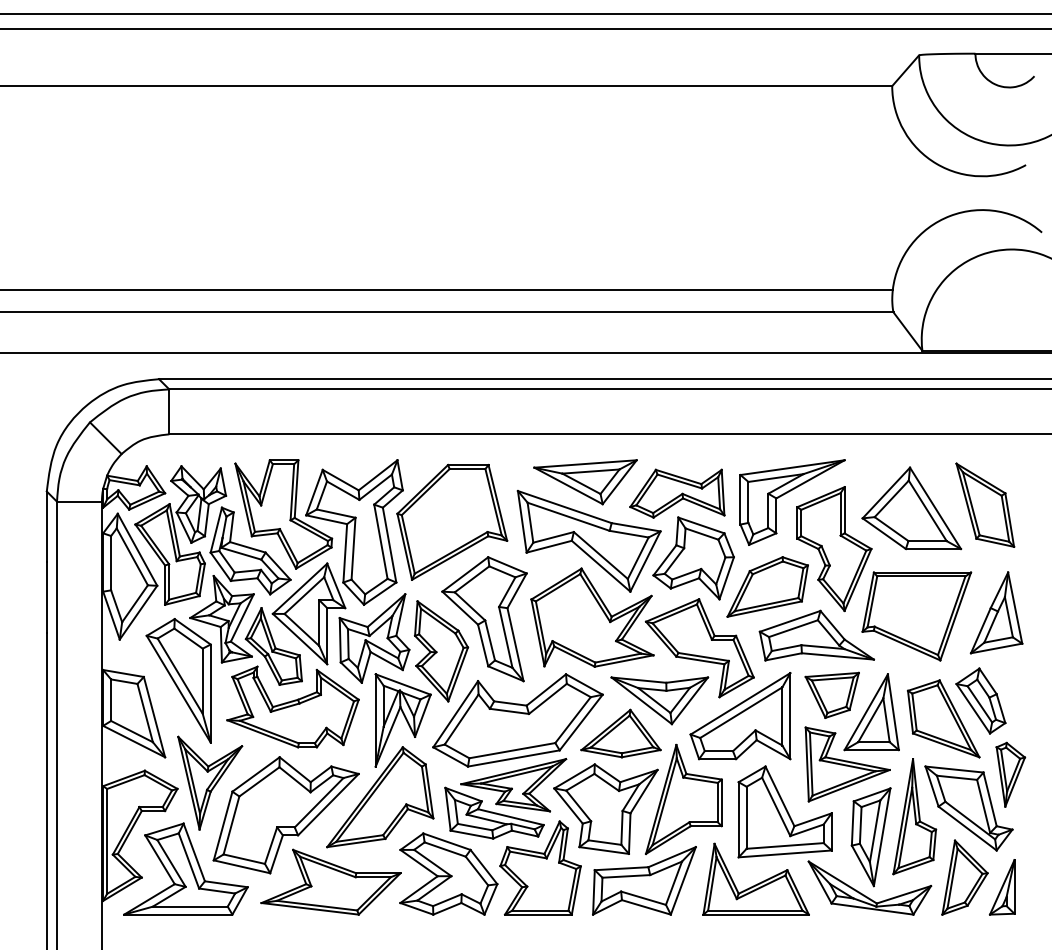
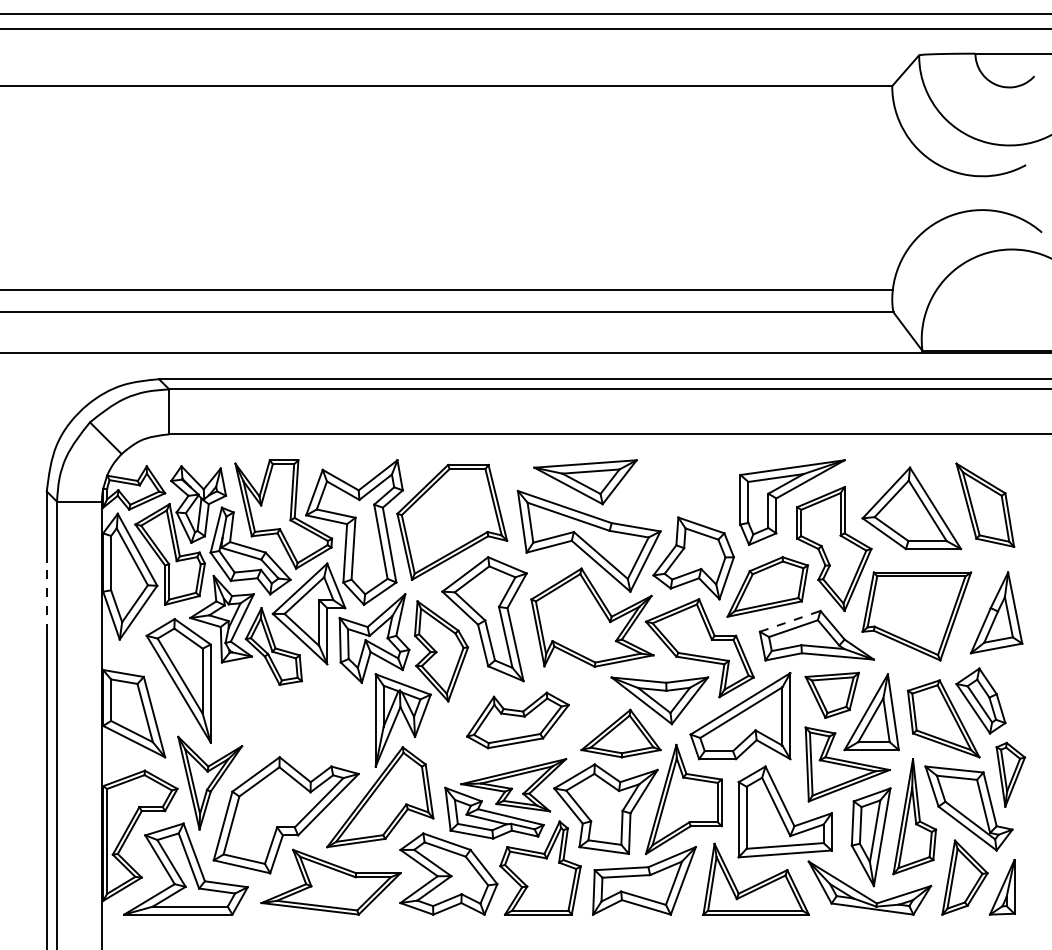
part: present -> none (677, 493)
line: solid -> dashed (46, 597)
line: solid -> dashed (790, 621)
part: present -> none (292, 706)
part size: 172x95 px -> 104x59 px (517, 720)
